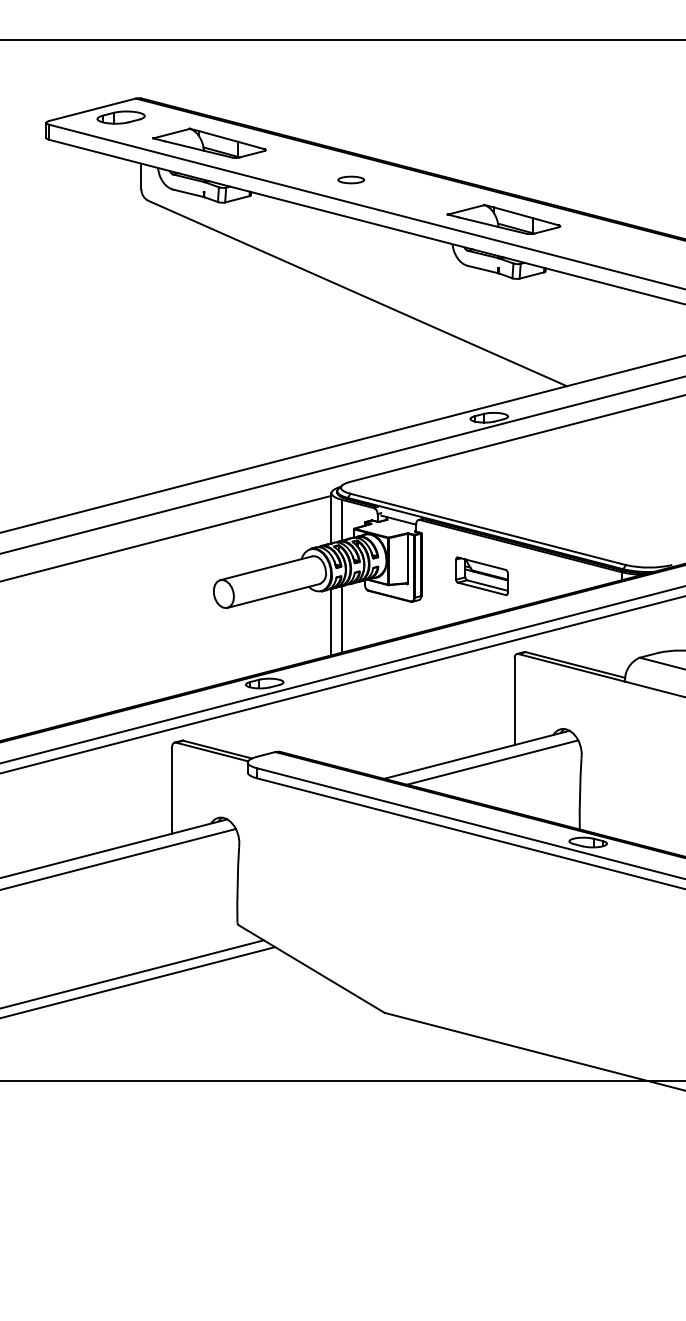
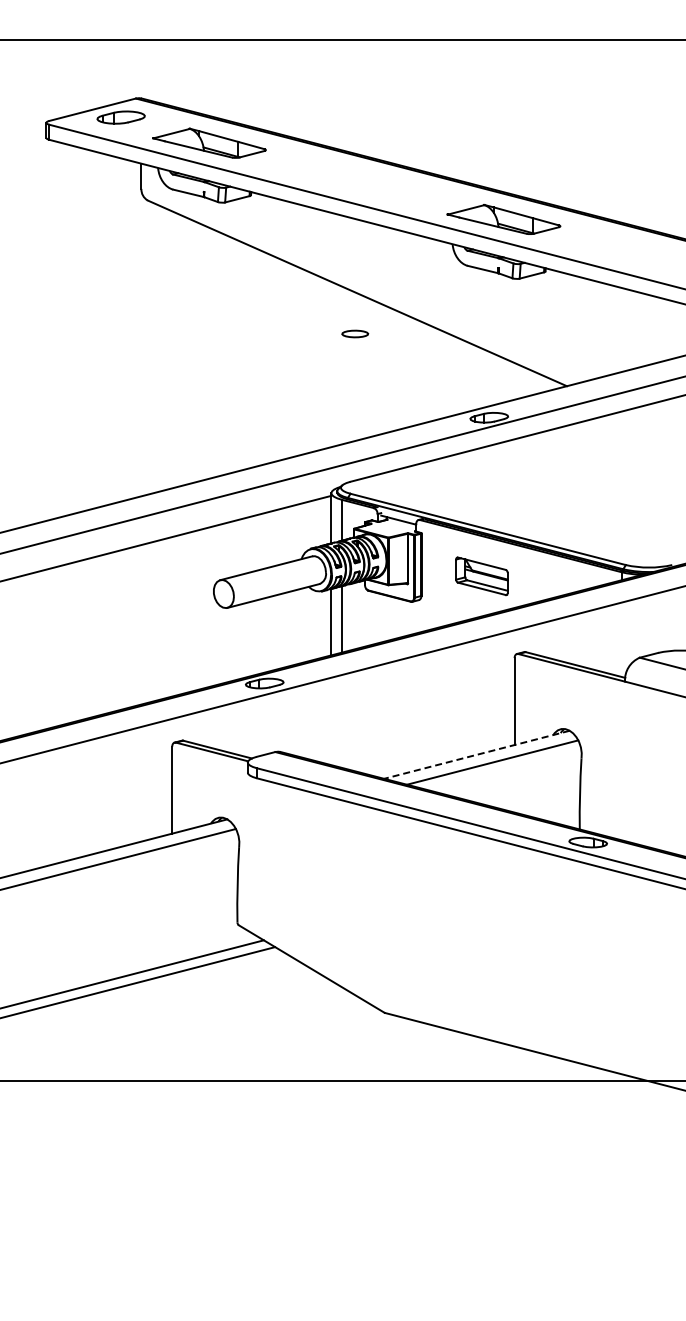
part position: (351, 179) -> (355, 333) (355, 333)
line: present -> none (342, 684)
line: solid -> dashed (476, 754)
